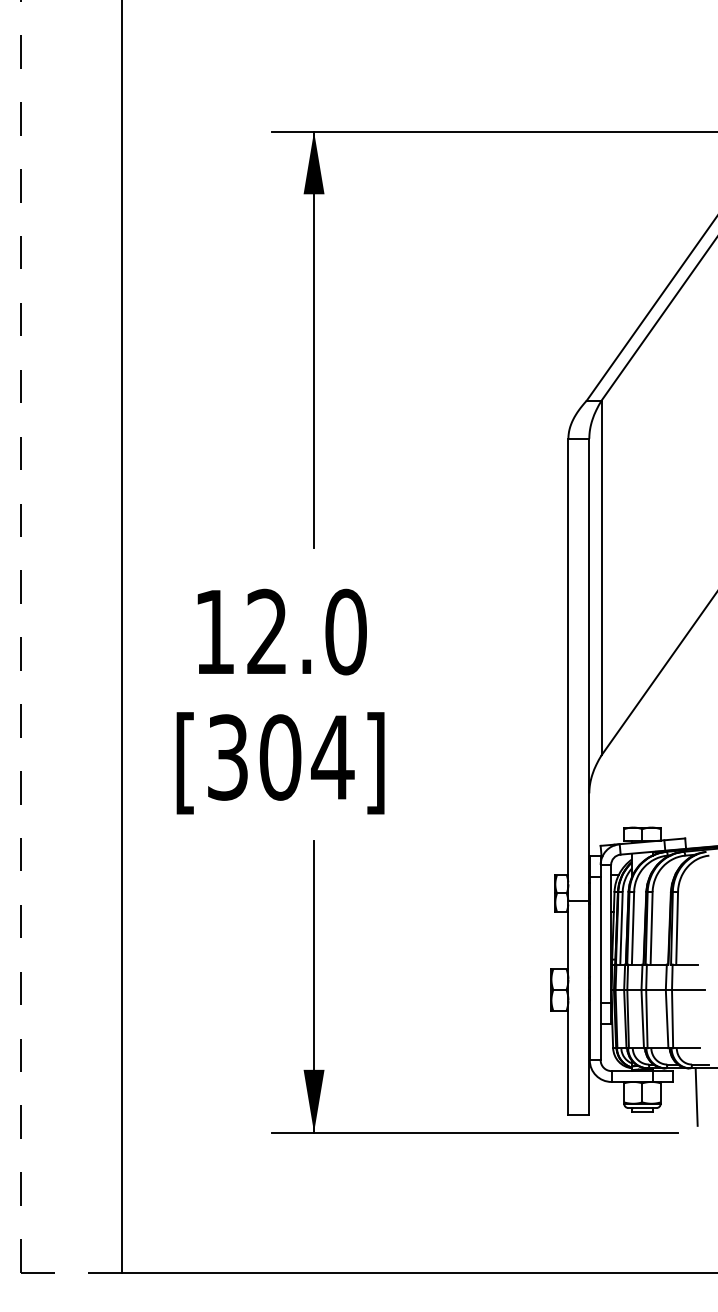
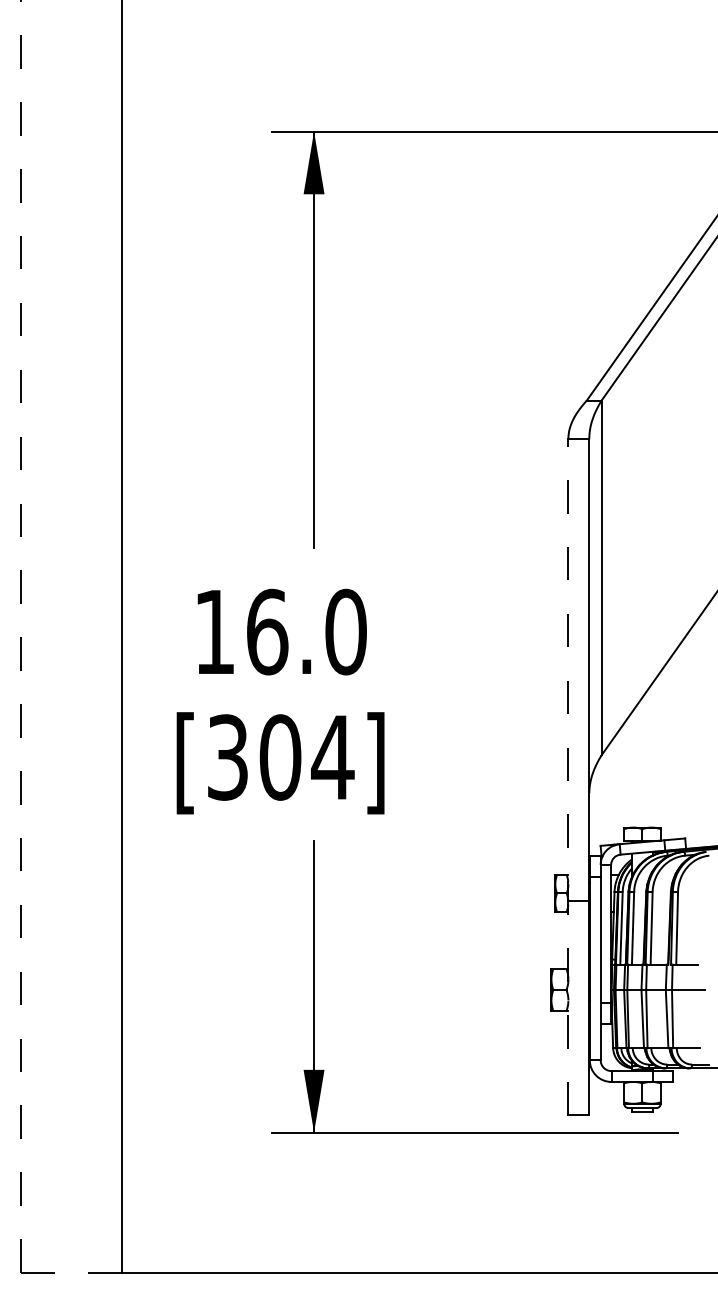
text: 12.0 -> 16.0 (267, 631)
line: solid -> dashed (568, 776)
line: present -> none (696, 1096)
